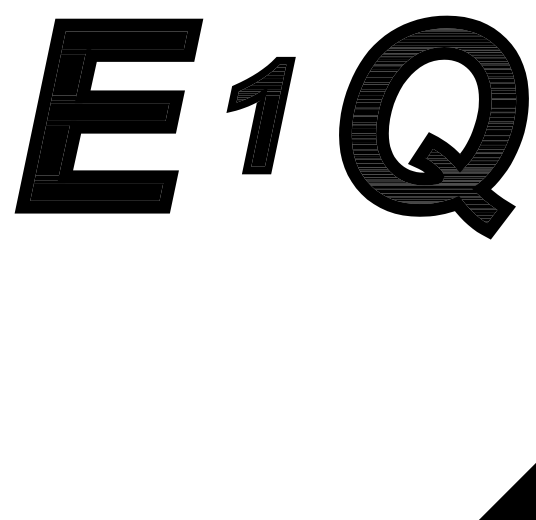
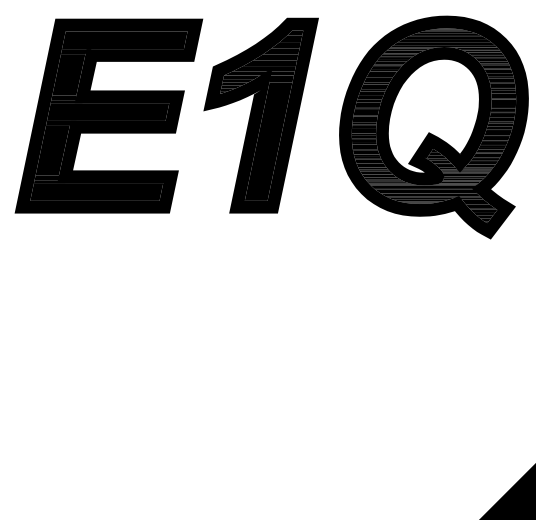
part size: 70x118 px -> 116x197 px (260, 115)
